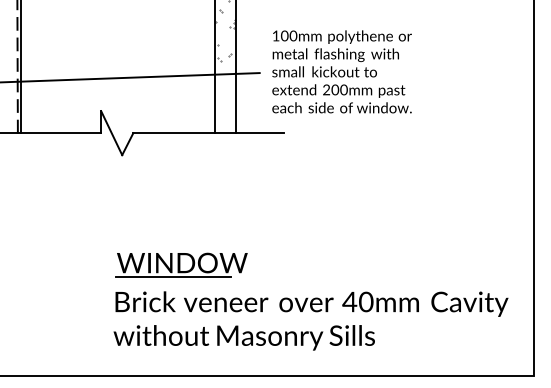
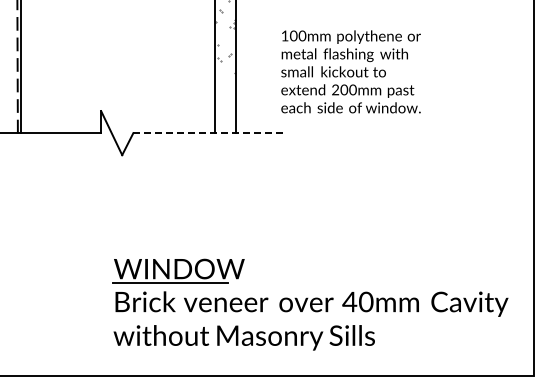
text position: (341, 71) -> (350, 71) (350, 71)
line: present -> none (130, 77)
line: solid -> dashed (209, 133)
part position: (181, 264) -> (178, 270) (178, 270)
